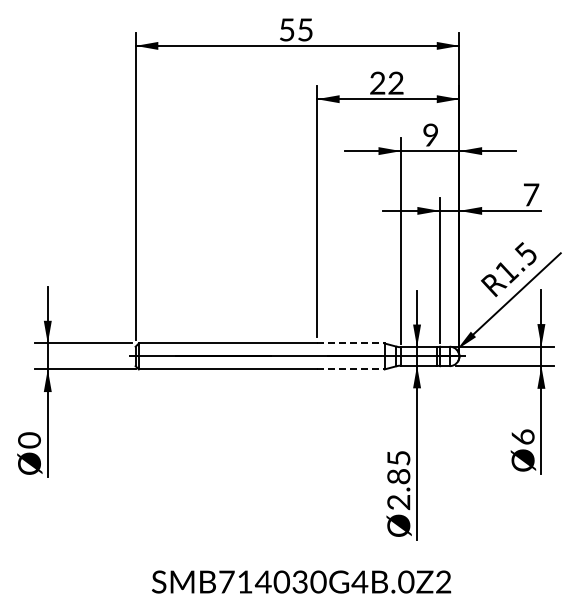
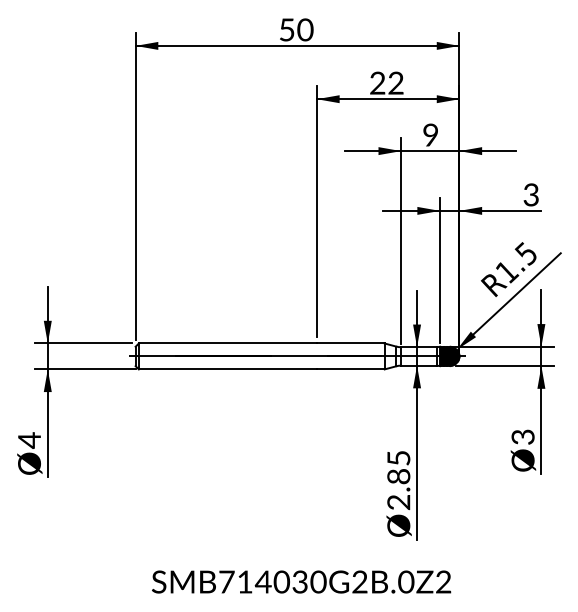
text: 55 -> 50 (305, 29)
text: 7 -> 3 (531, 194)
line: dashed -> solid (350, 343)
hatch: none -> present (449, 356)
line: dashed -> solid (350, 369)
text: 6 -> 3 (522, 436)
text: 0 -> 4 (29, 440)
text: SMB714030G4B.0Z2 -> SMB714030G2B.0Z2 (359, 581)
